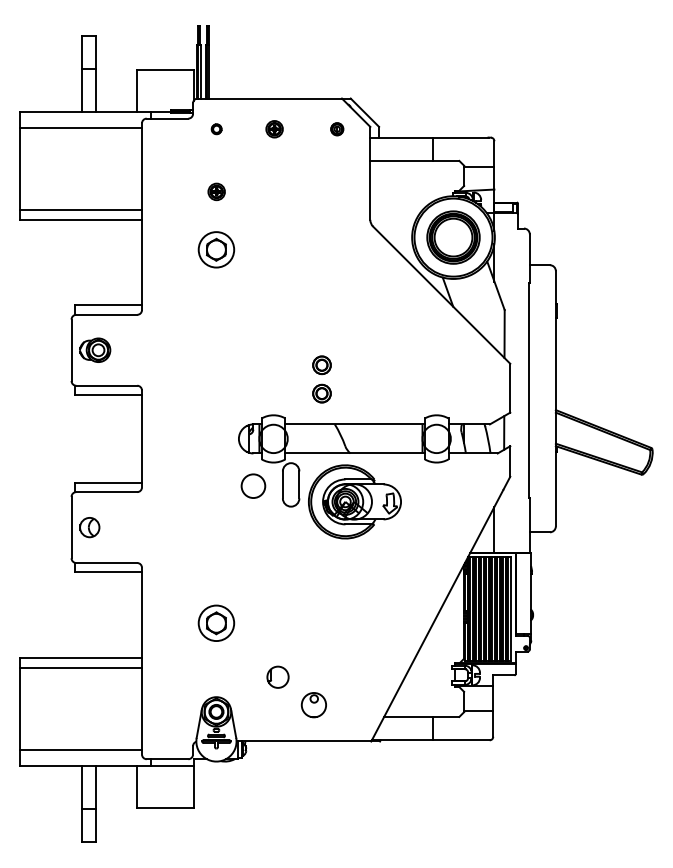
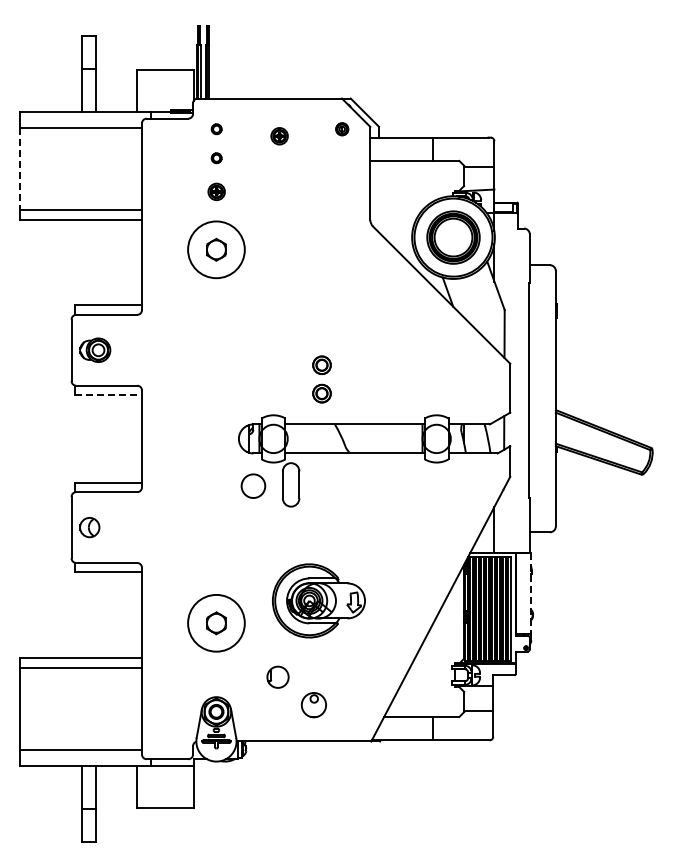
part position: (274, 129) -> (279, 136) (279, 136)
part position: (337, 129) -> (342, 129) (342, 129)
part: none -> present (216, 158)
line: solid -> dashed (20, 168)
circle diameter: 35 px -> 57 px (216, 249)
line: solid -> dashed (109, 395)
part position: (354, 501) -> (318, 600) (318, 600)
line: solid -> dashed (531, 593)
circle diameter: 35 px -> 57 px (216, 622)
